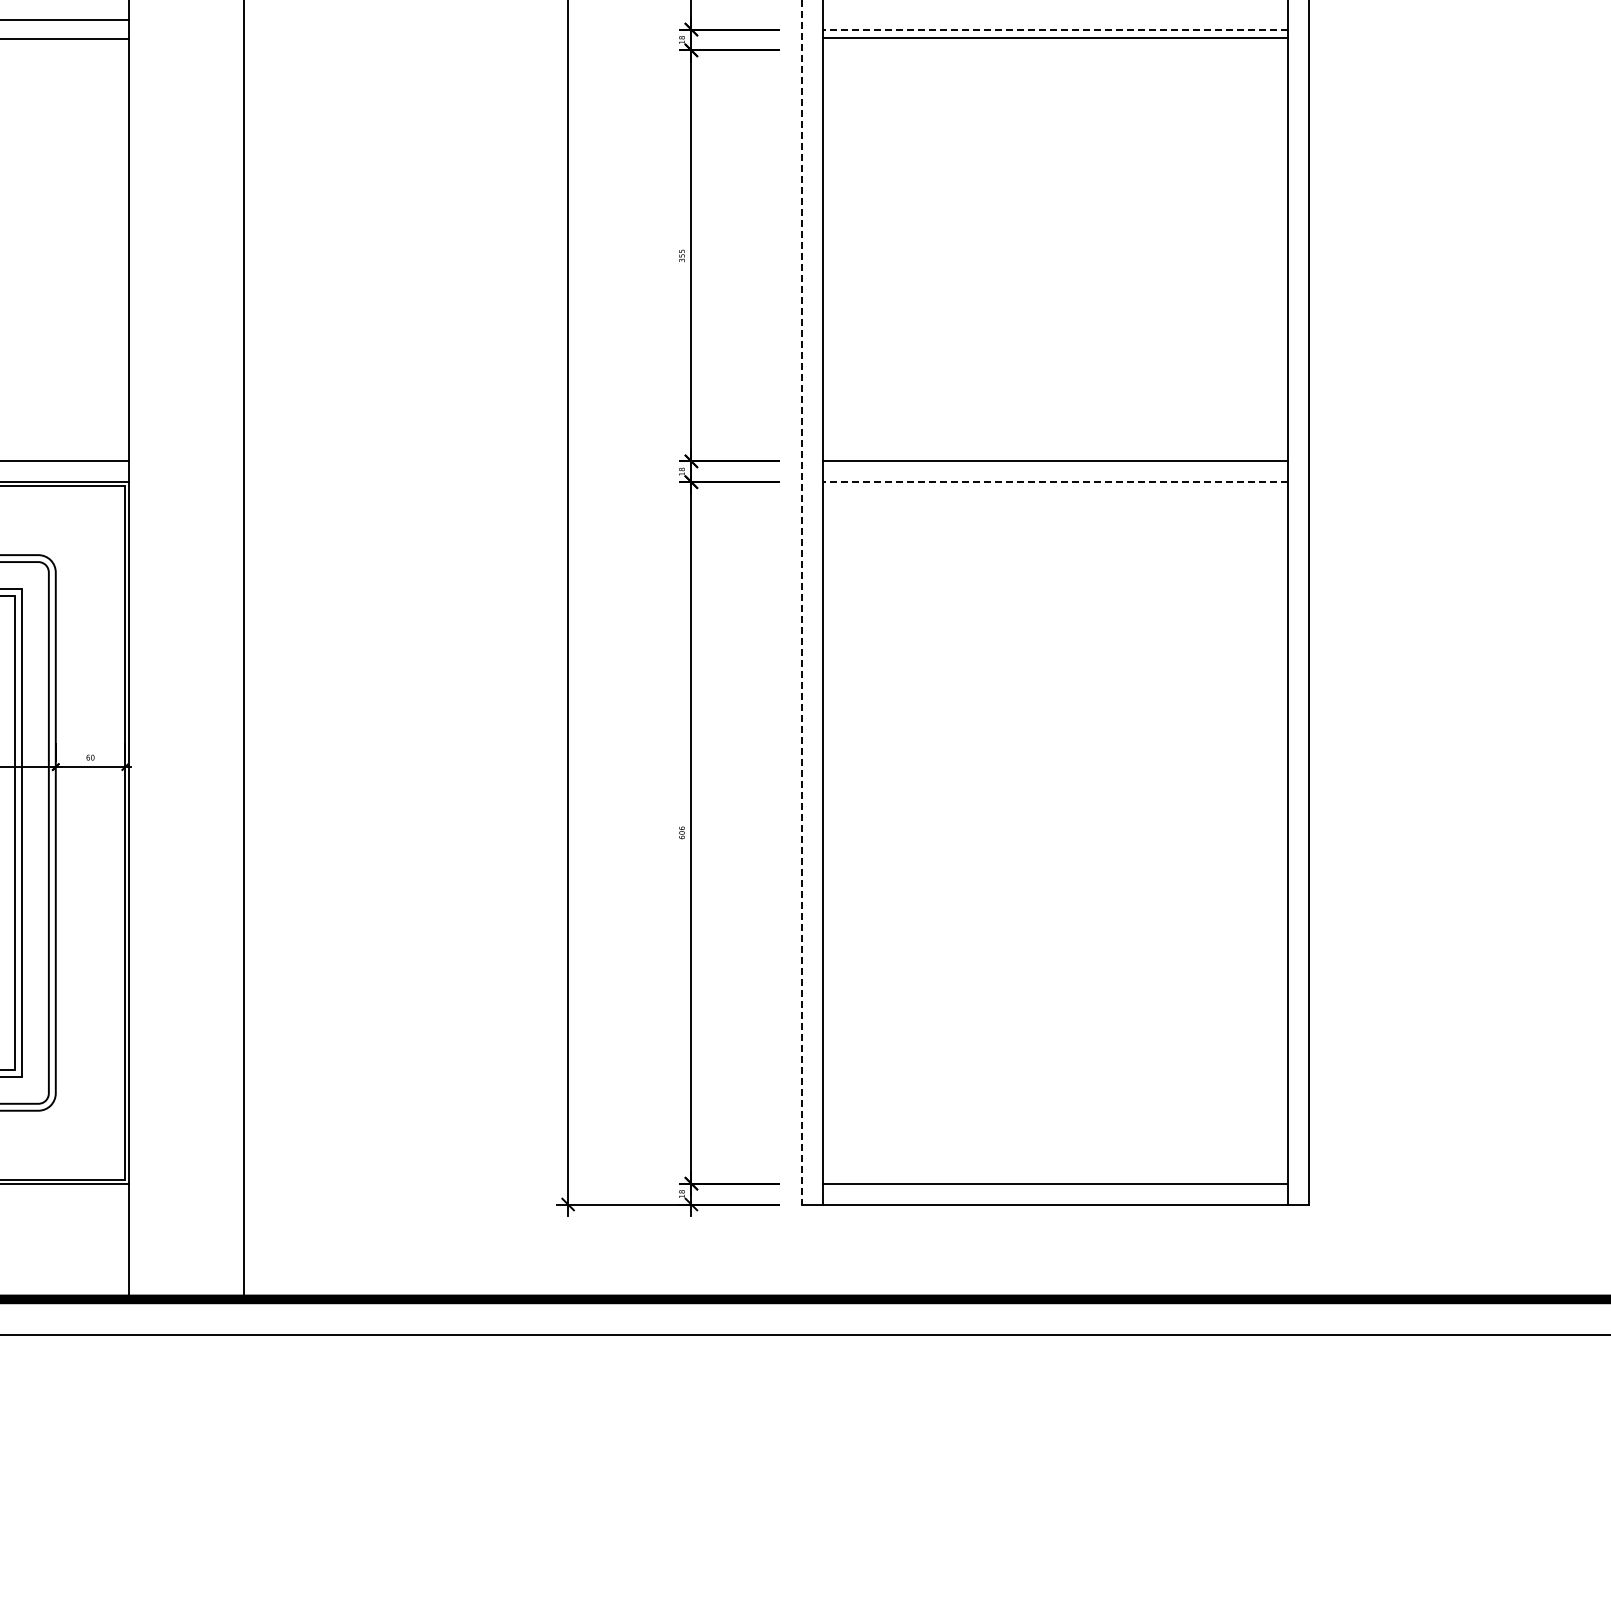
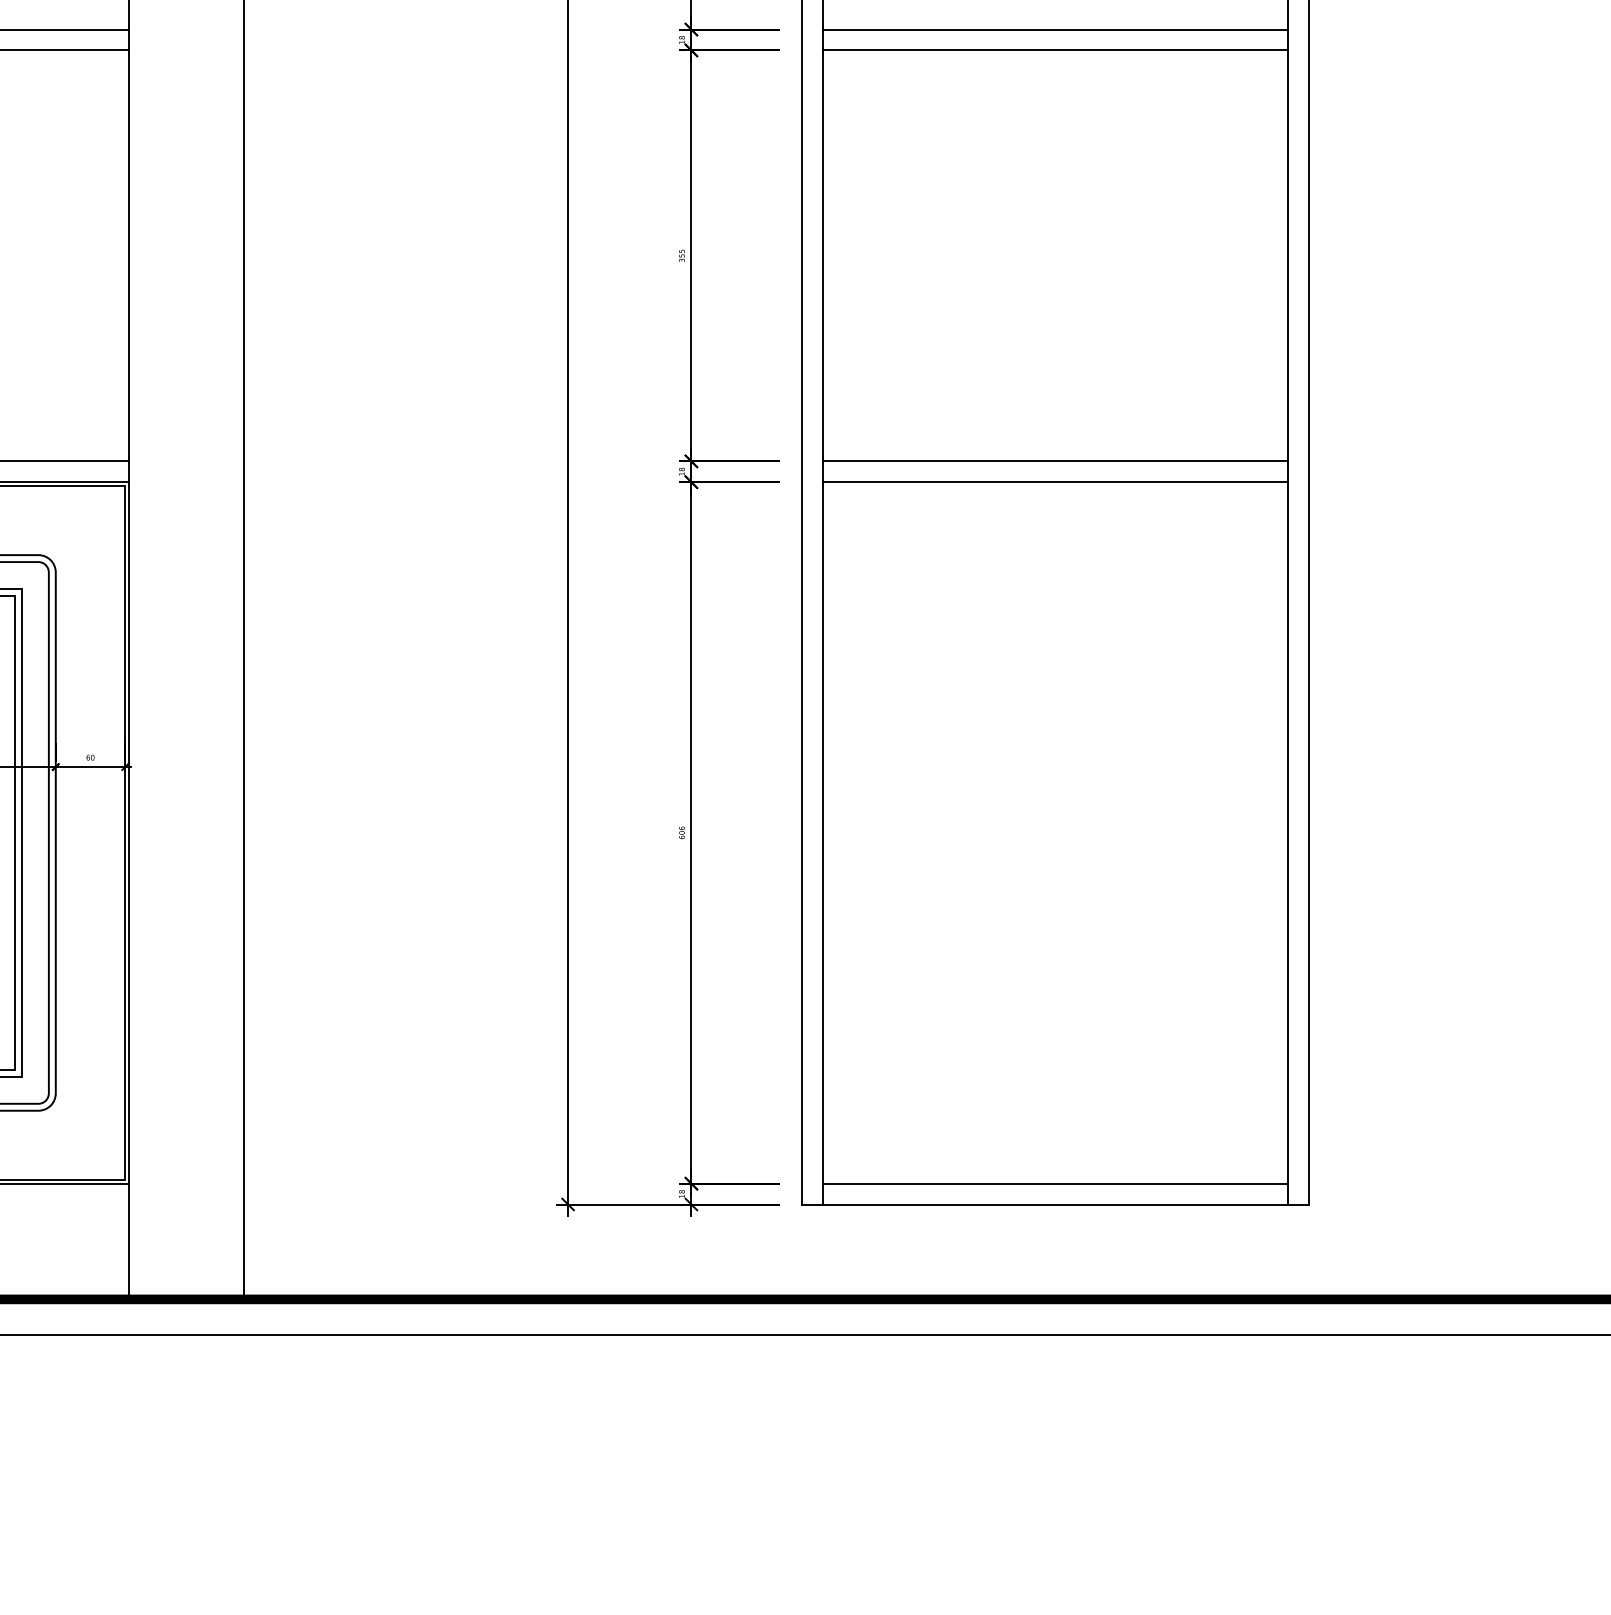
line position: (65, 19) -> (65, 29) (65, 29)
line: dashed -> solid (1055, 29)
line position: (1055, 38) -> (1055, 50) (1055, 50)
line position: (65, 39) -> (65, 50) (65, 50)
line: dashed -> solid (1055, 482)
line: dashed -> solid (802, 602)
